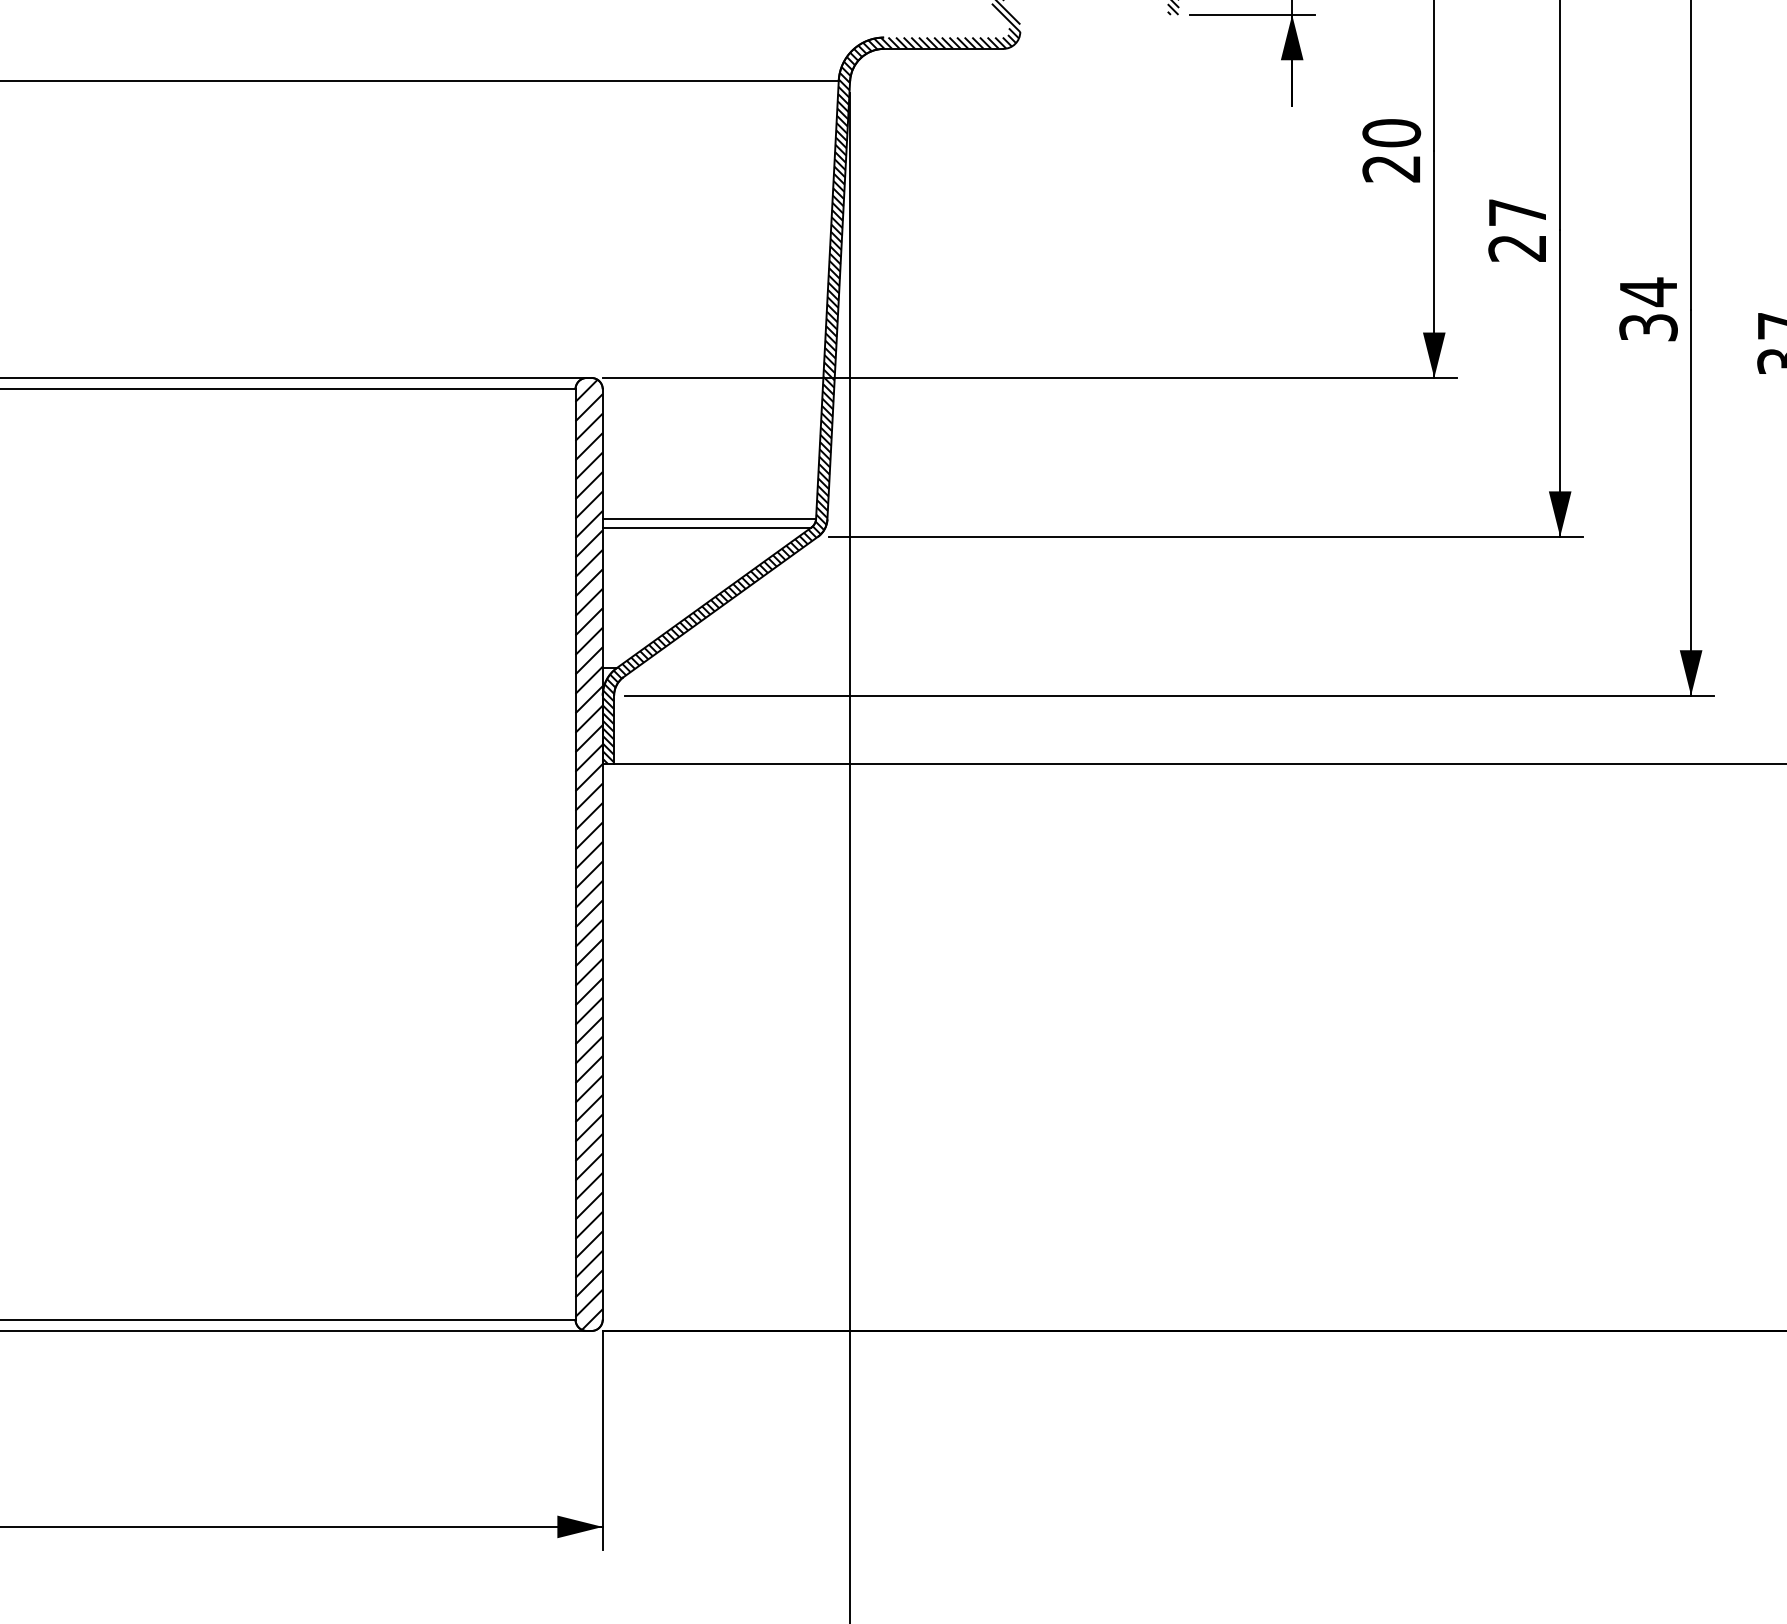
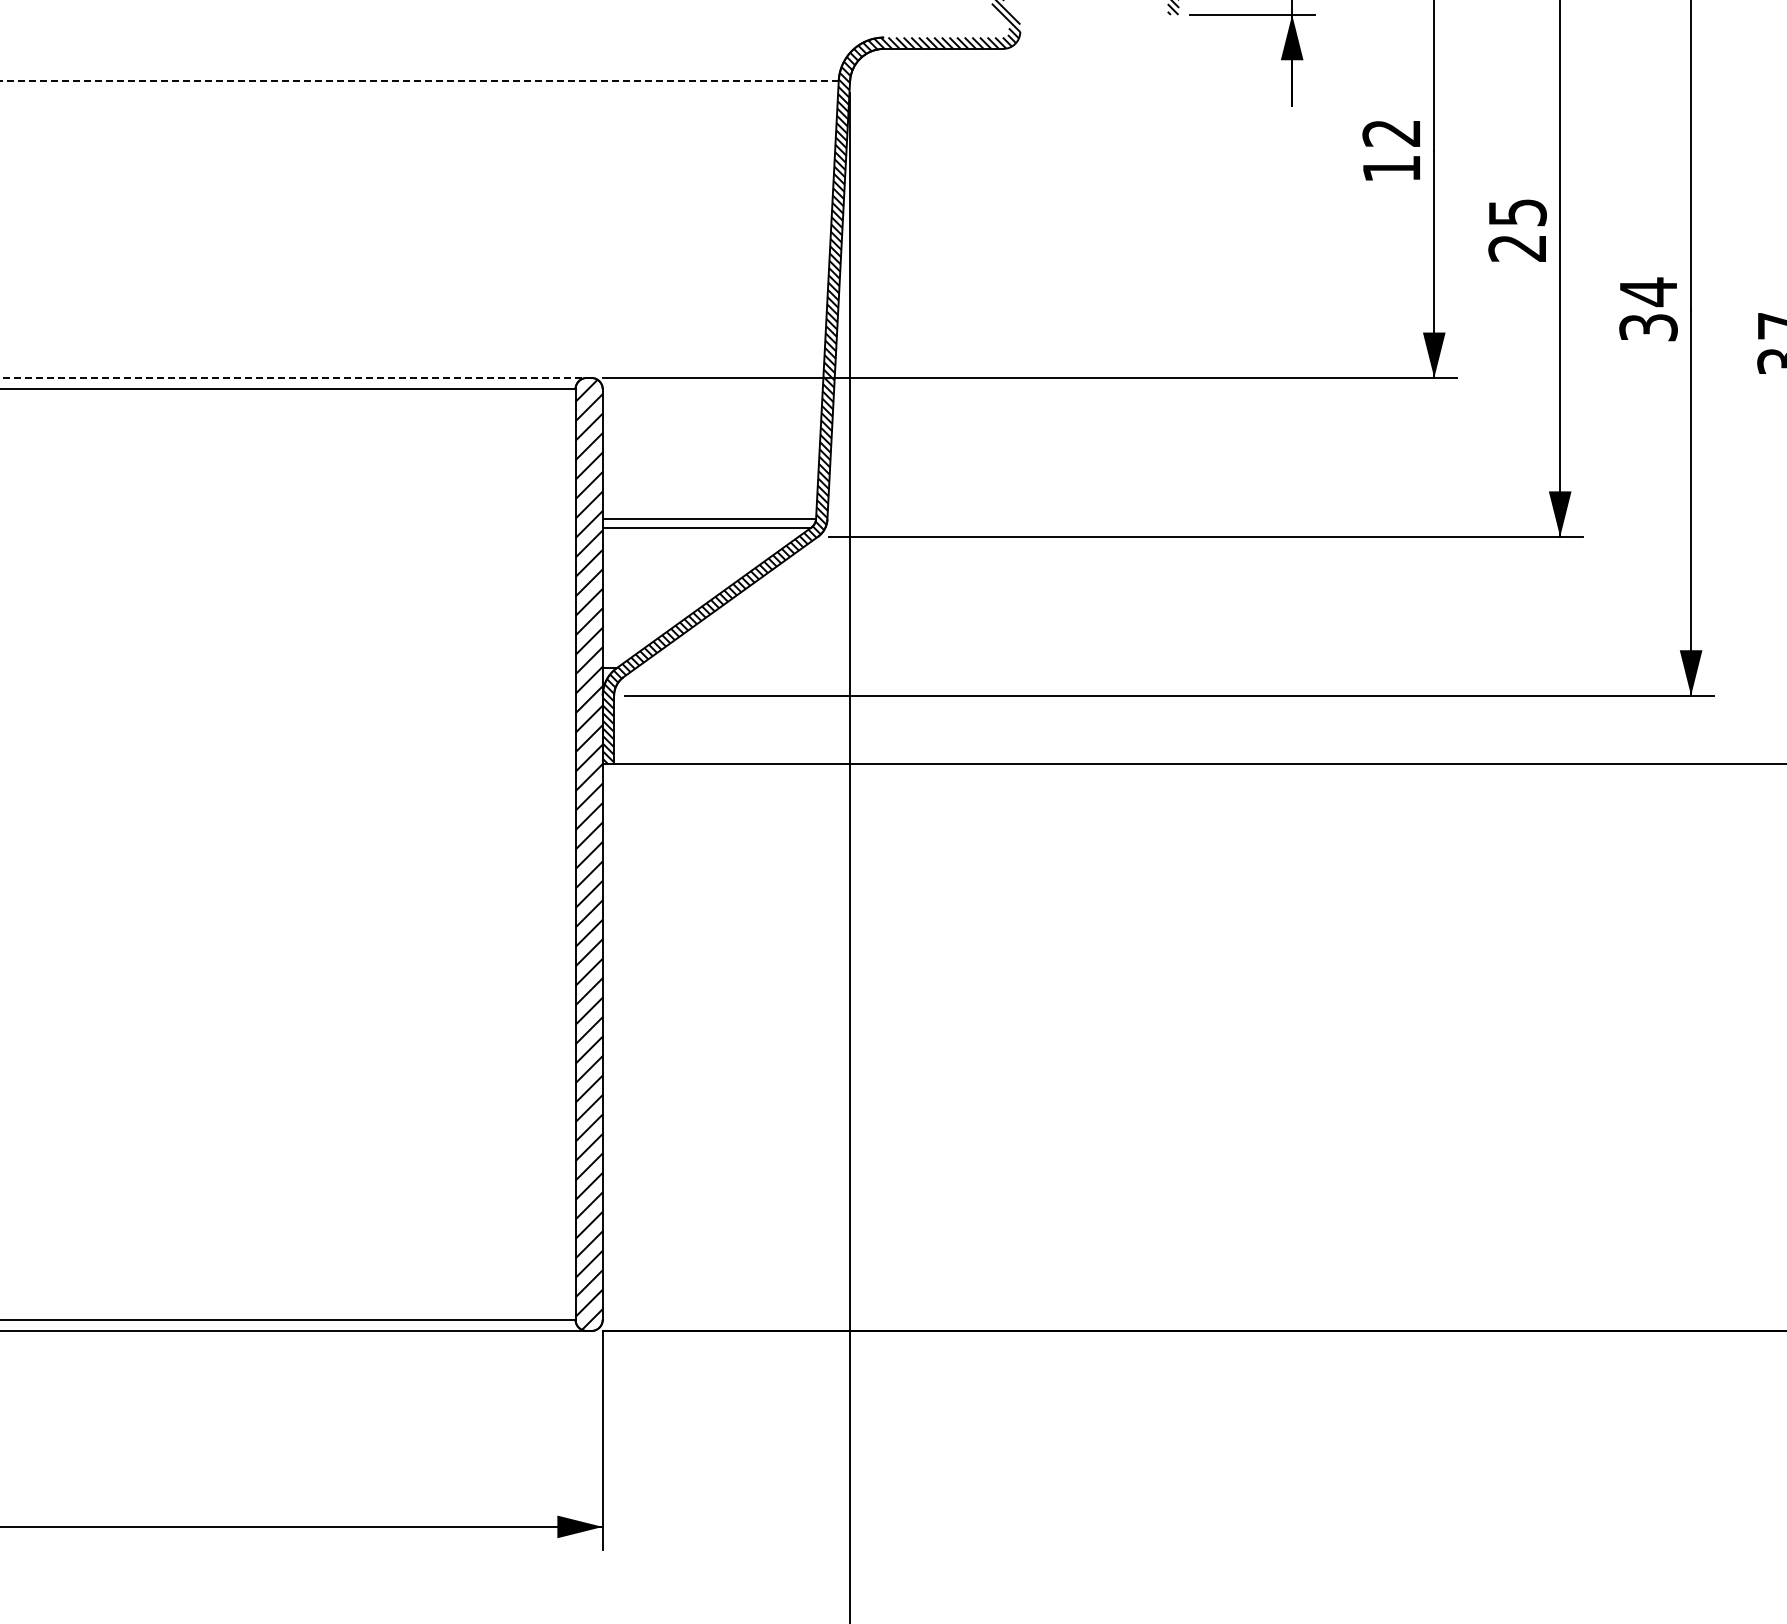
line: solid -> dashed (418, 80)
text: 20 -> 12 (1391, 150)
text: 27 -> 25 (1517, 212)
line: solid -> dashed (296, 377)
